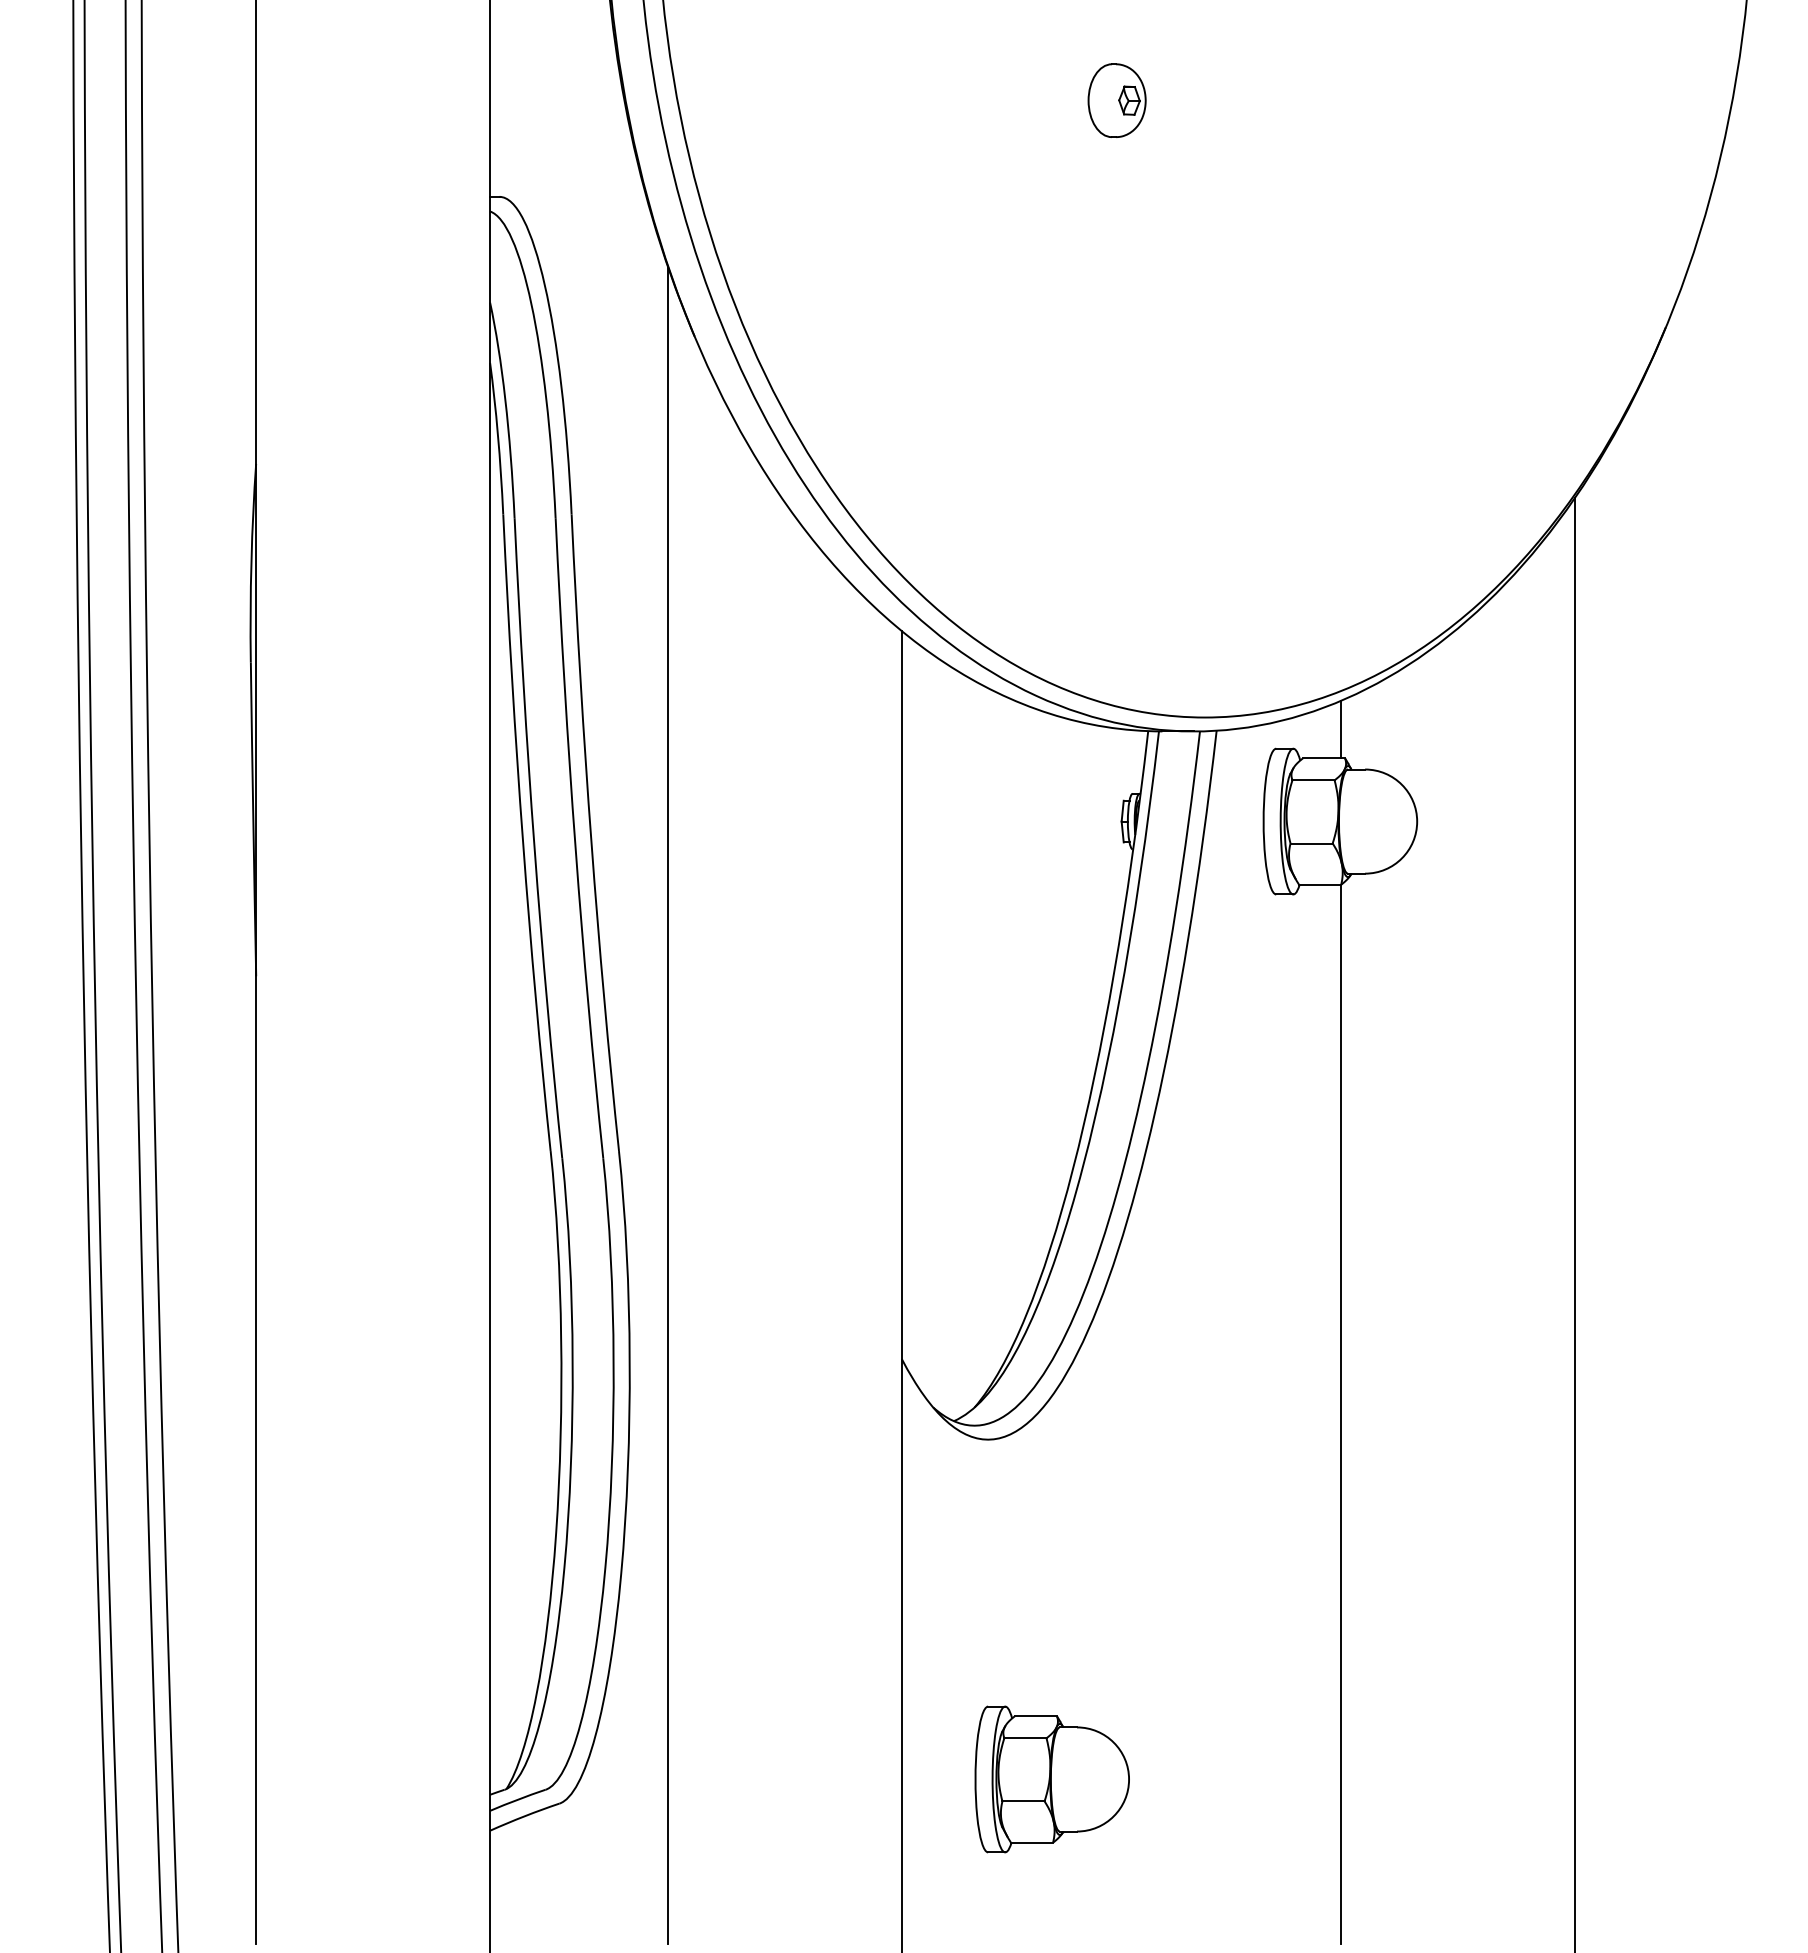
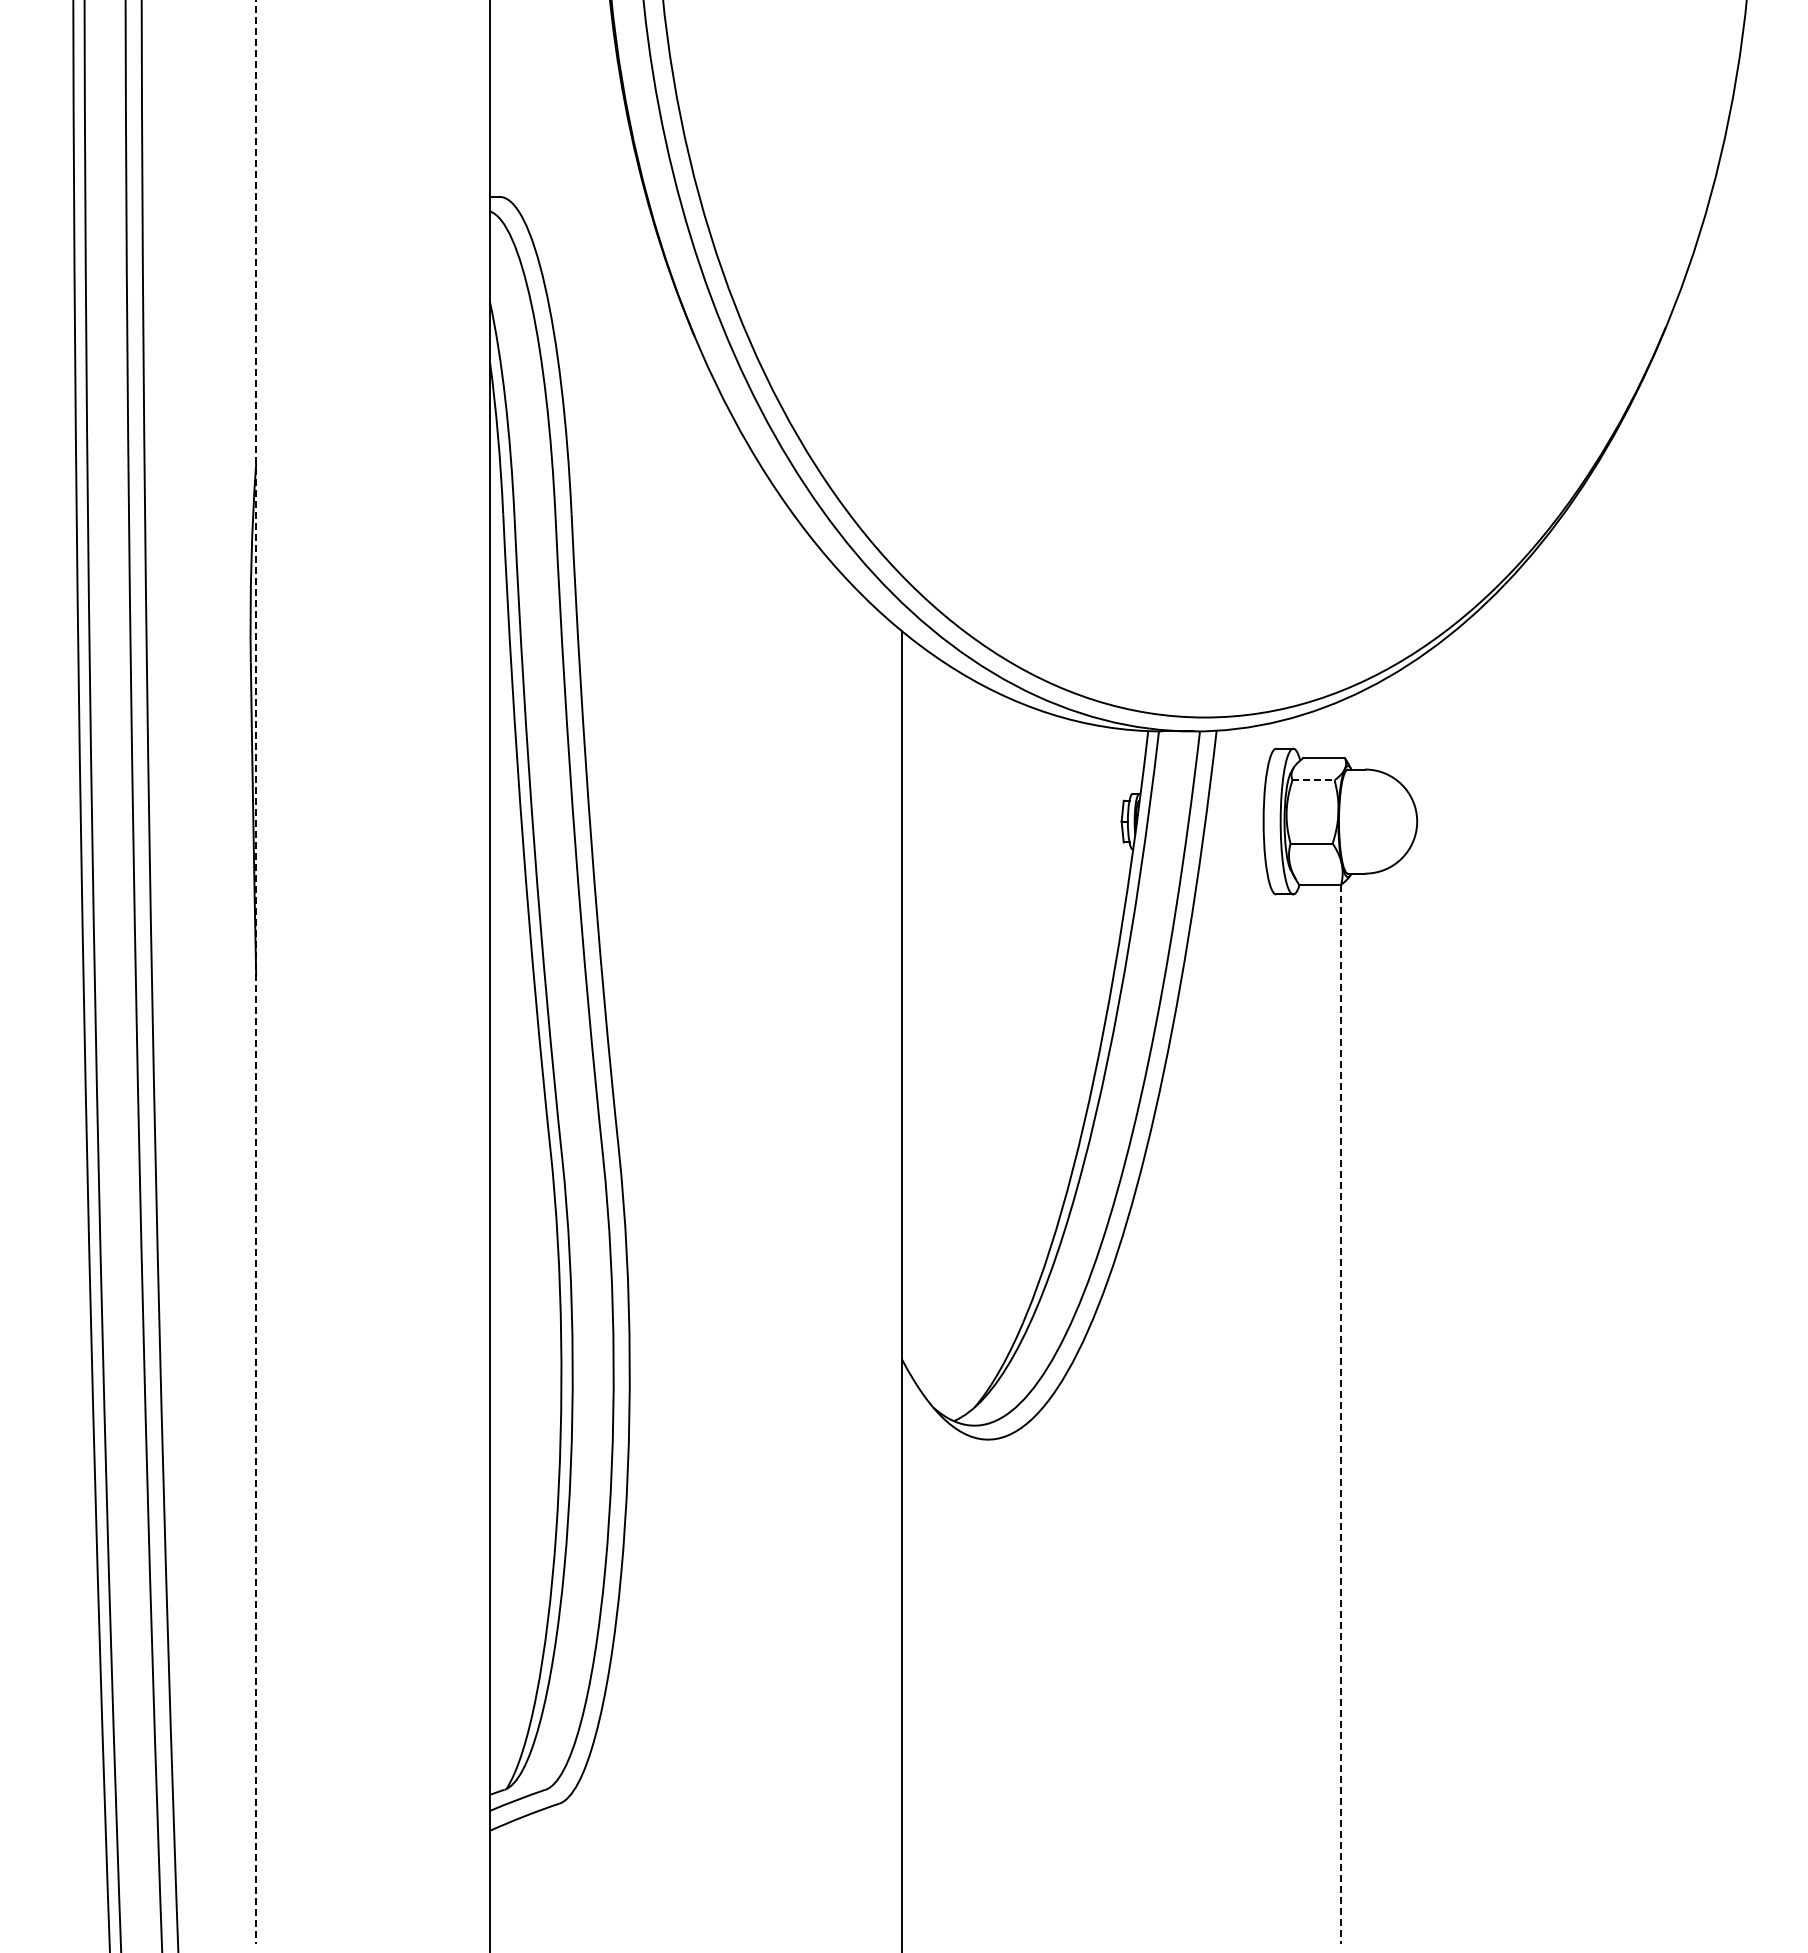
part: present -> none (1116, 100)
line: present -> none (1341, 729)
line: solid -> dashed (1314, 780)
line: solid -> dashed (256, 972)
line: present -> none (667, 1104)
line: present -> none (1575, 1223)
line: solid -> dashed (1341, 1414)
part: present -> none (1051, 1779)
